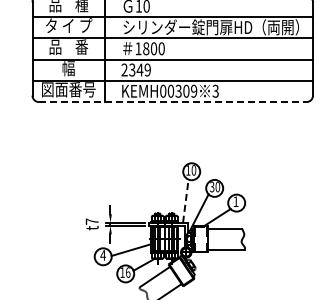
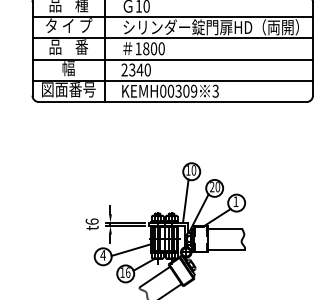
text: 2349 -> 2340 (147, 69)
line: dashed -> solid (172, 102)
text: 30 -> 20 (212, 187)
line: dashed -> solid (185, 201)
text: t7 -> t6 (91, 221)
